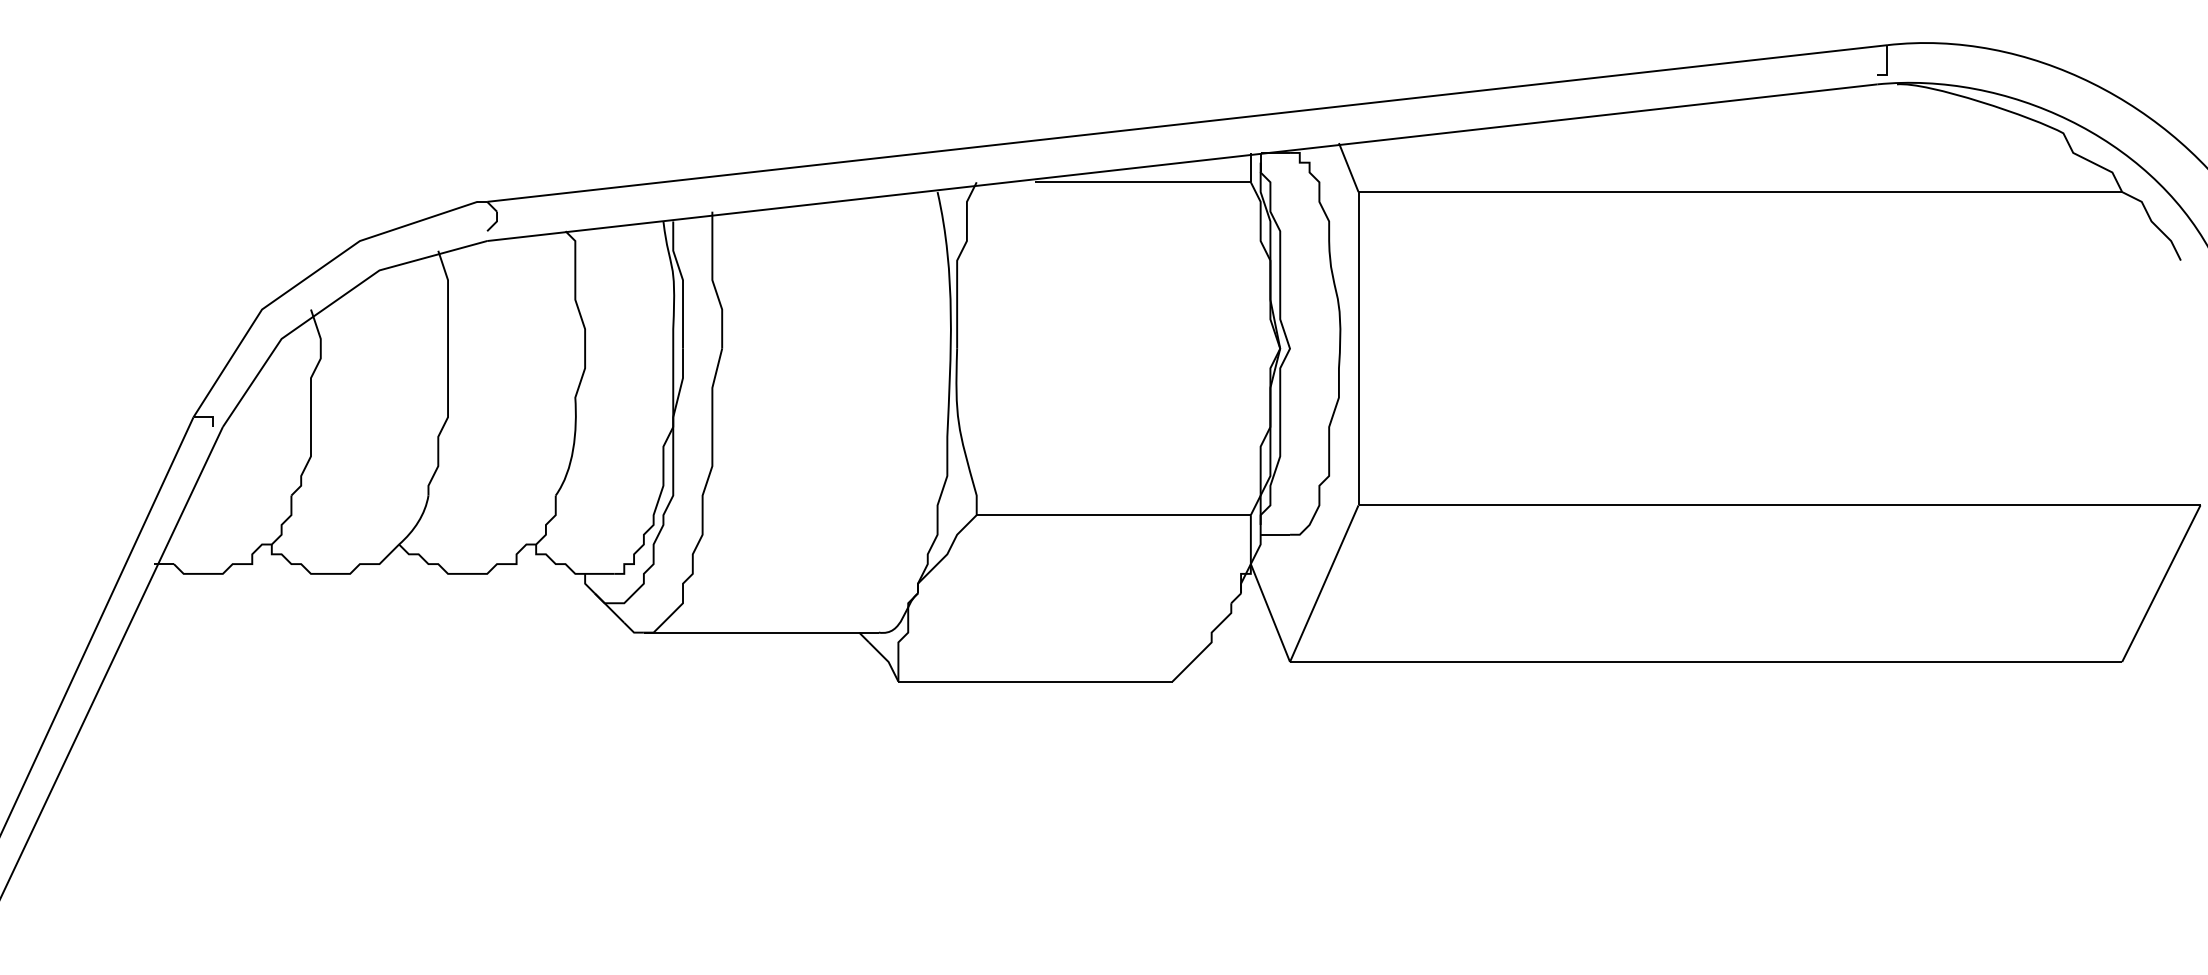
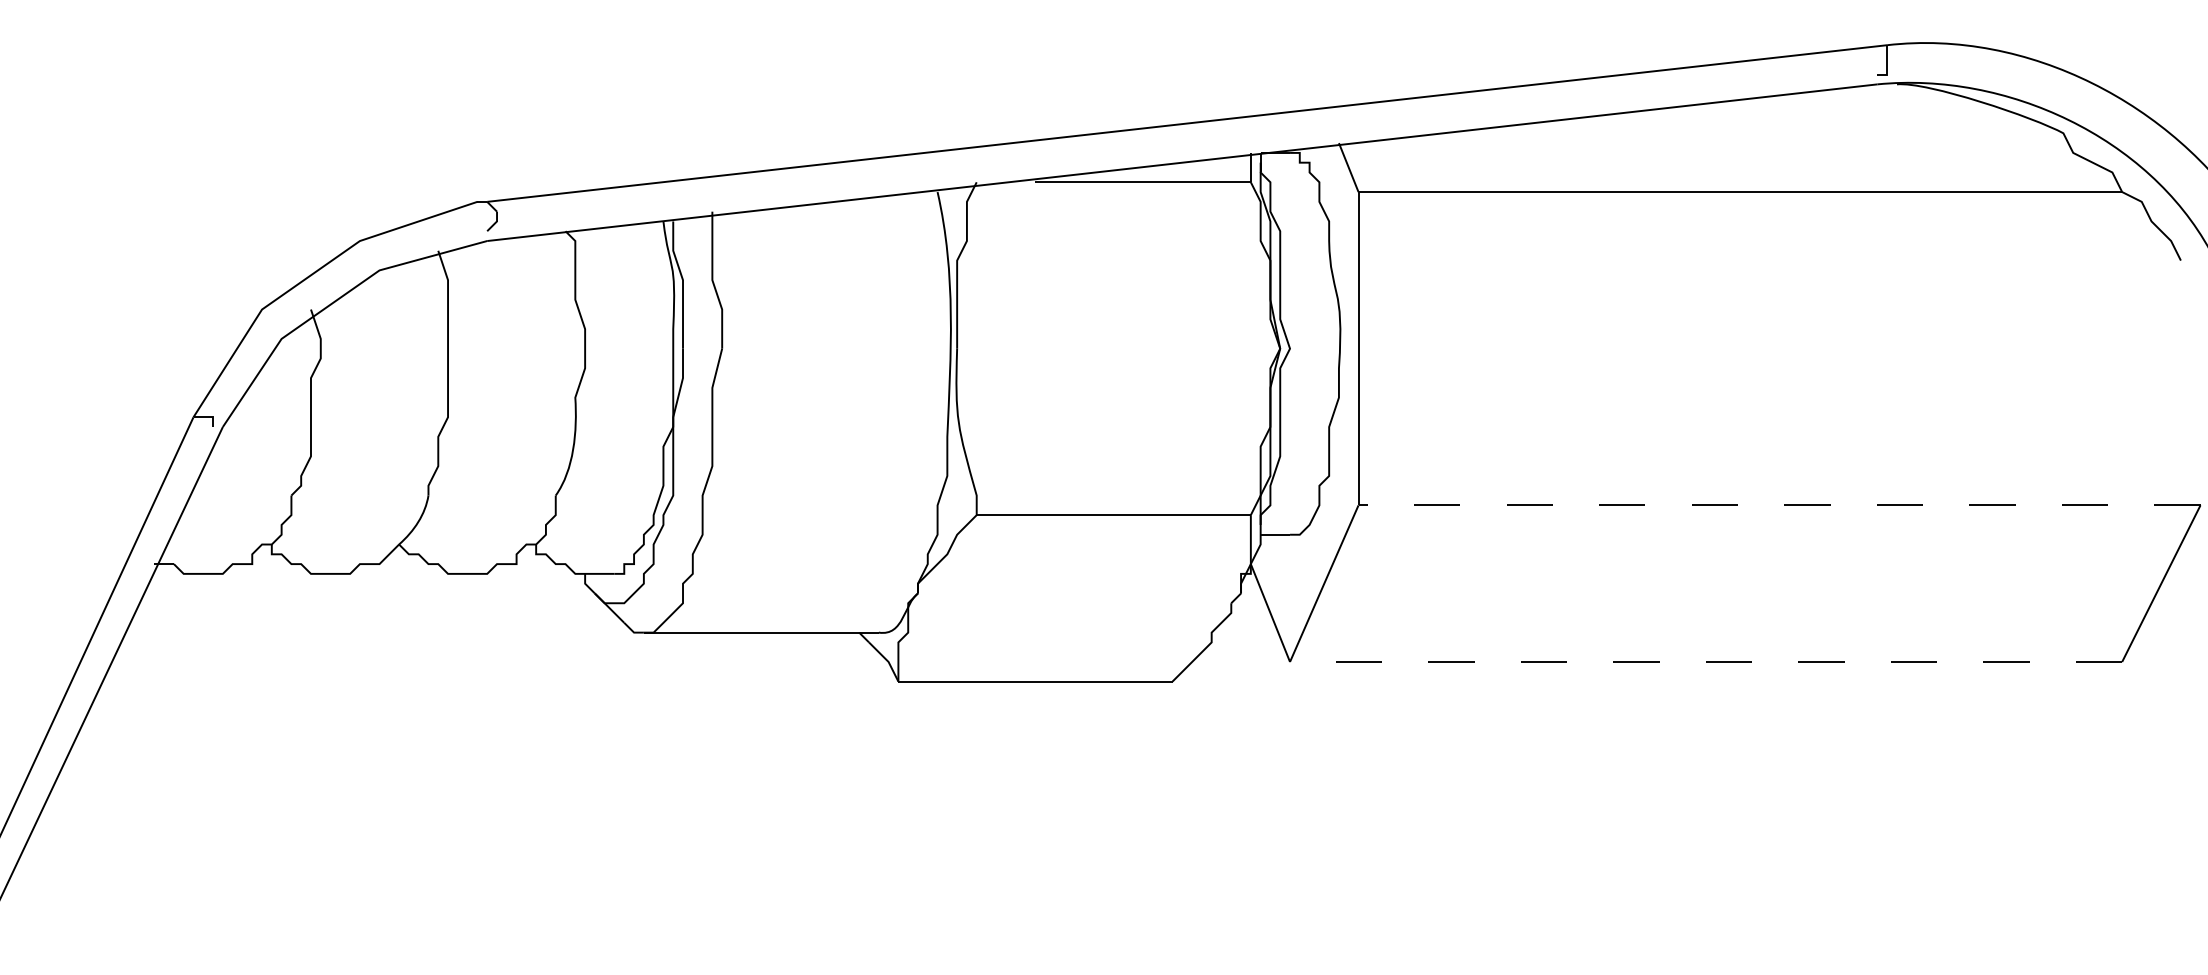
line: solid -> dashed (1779, 505)
line: solid -> dashed (1705, 661)
